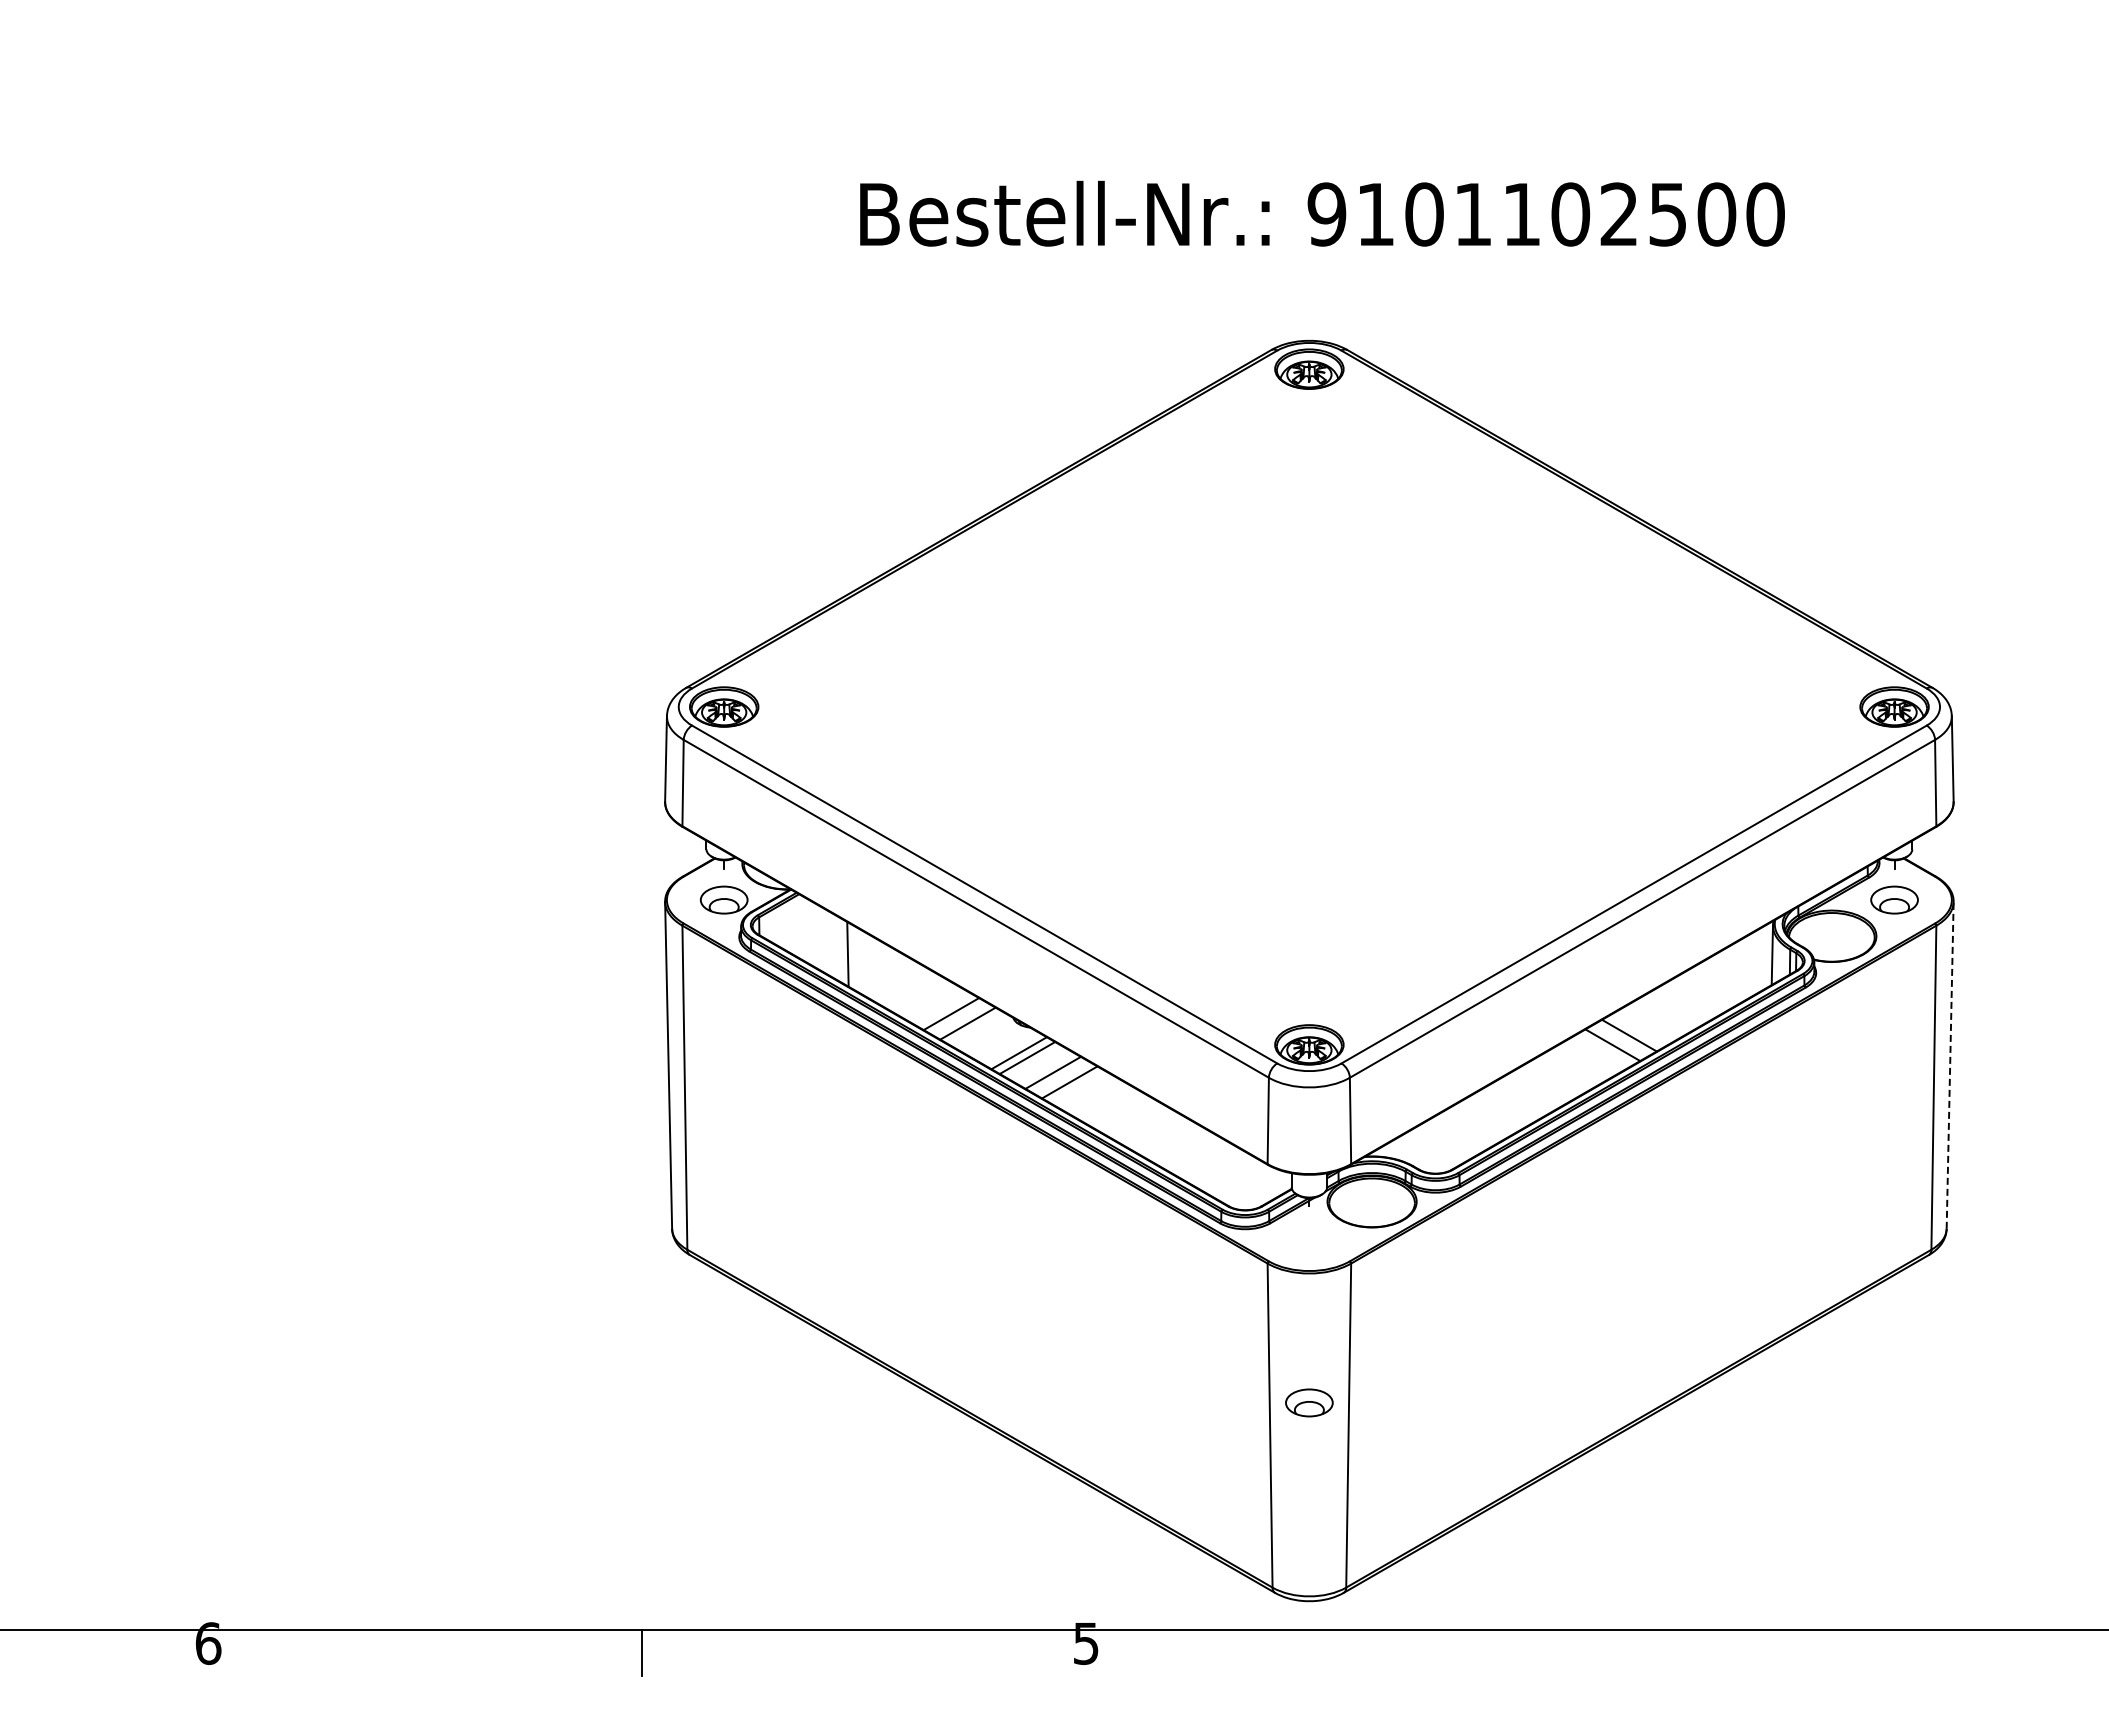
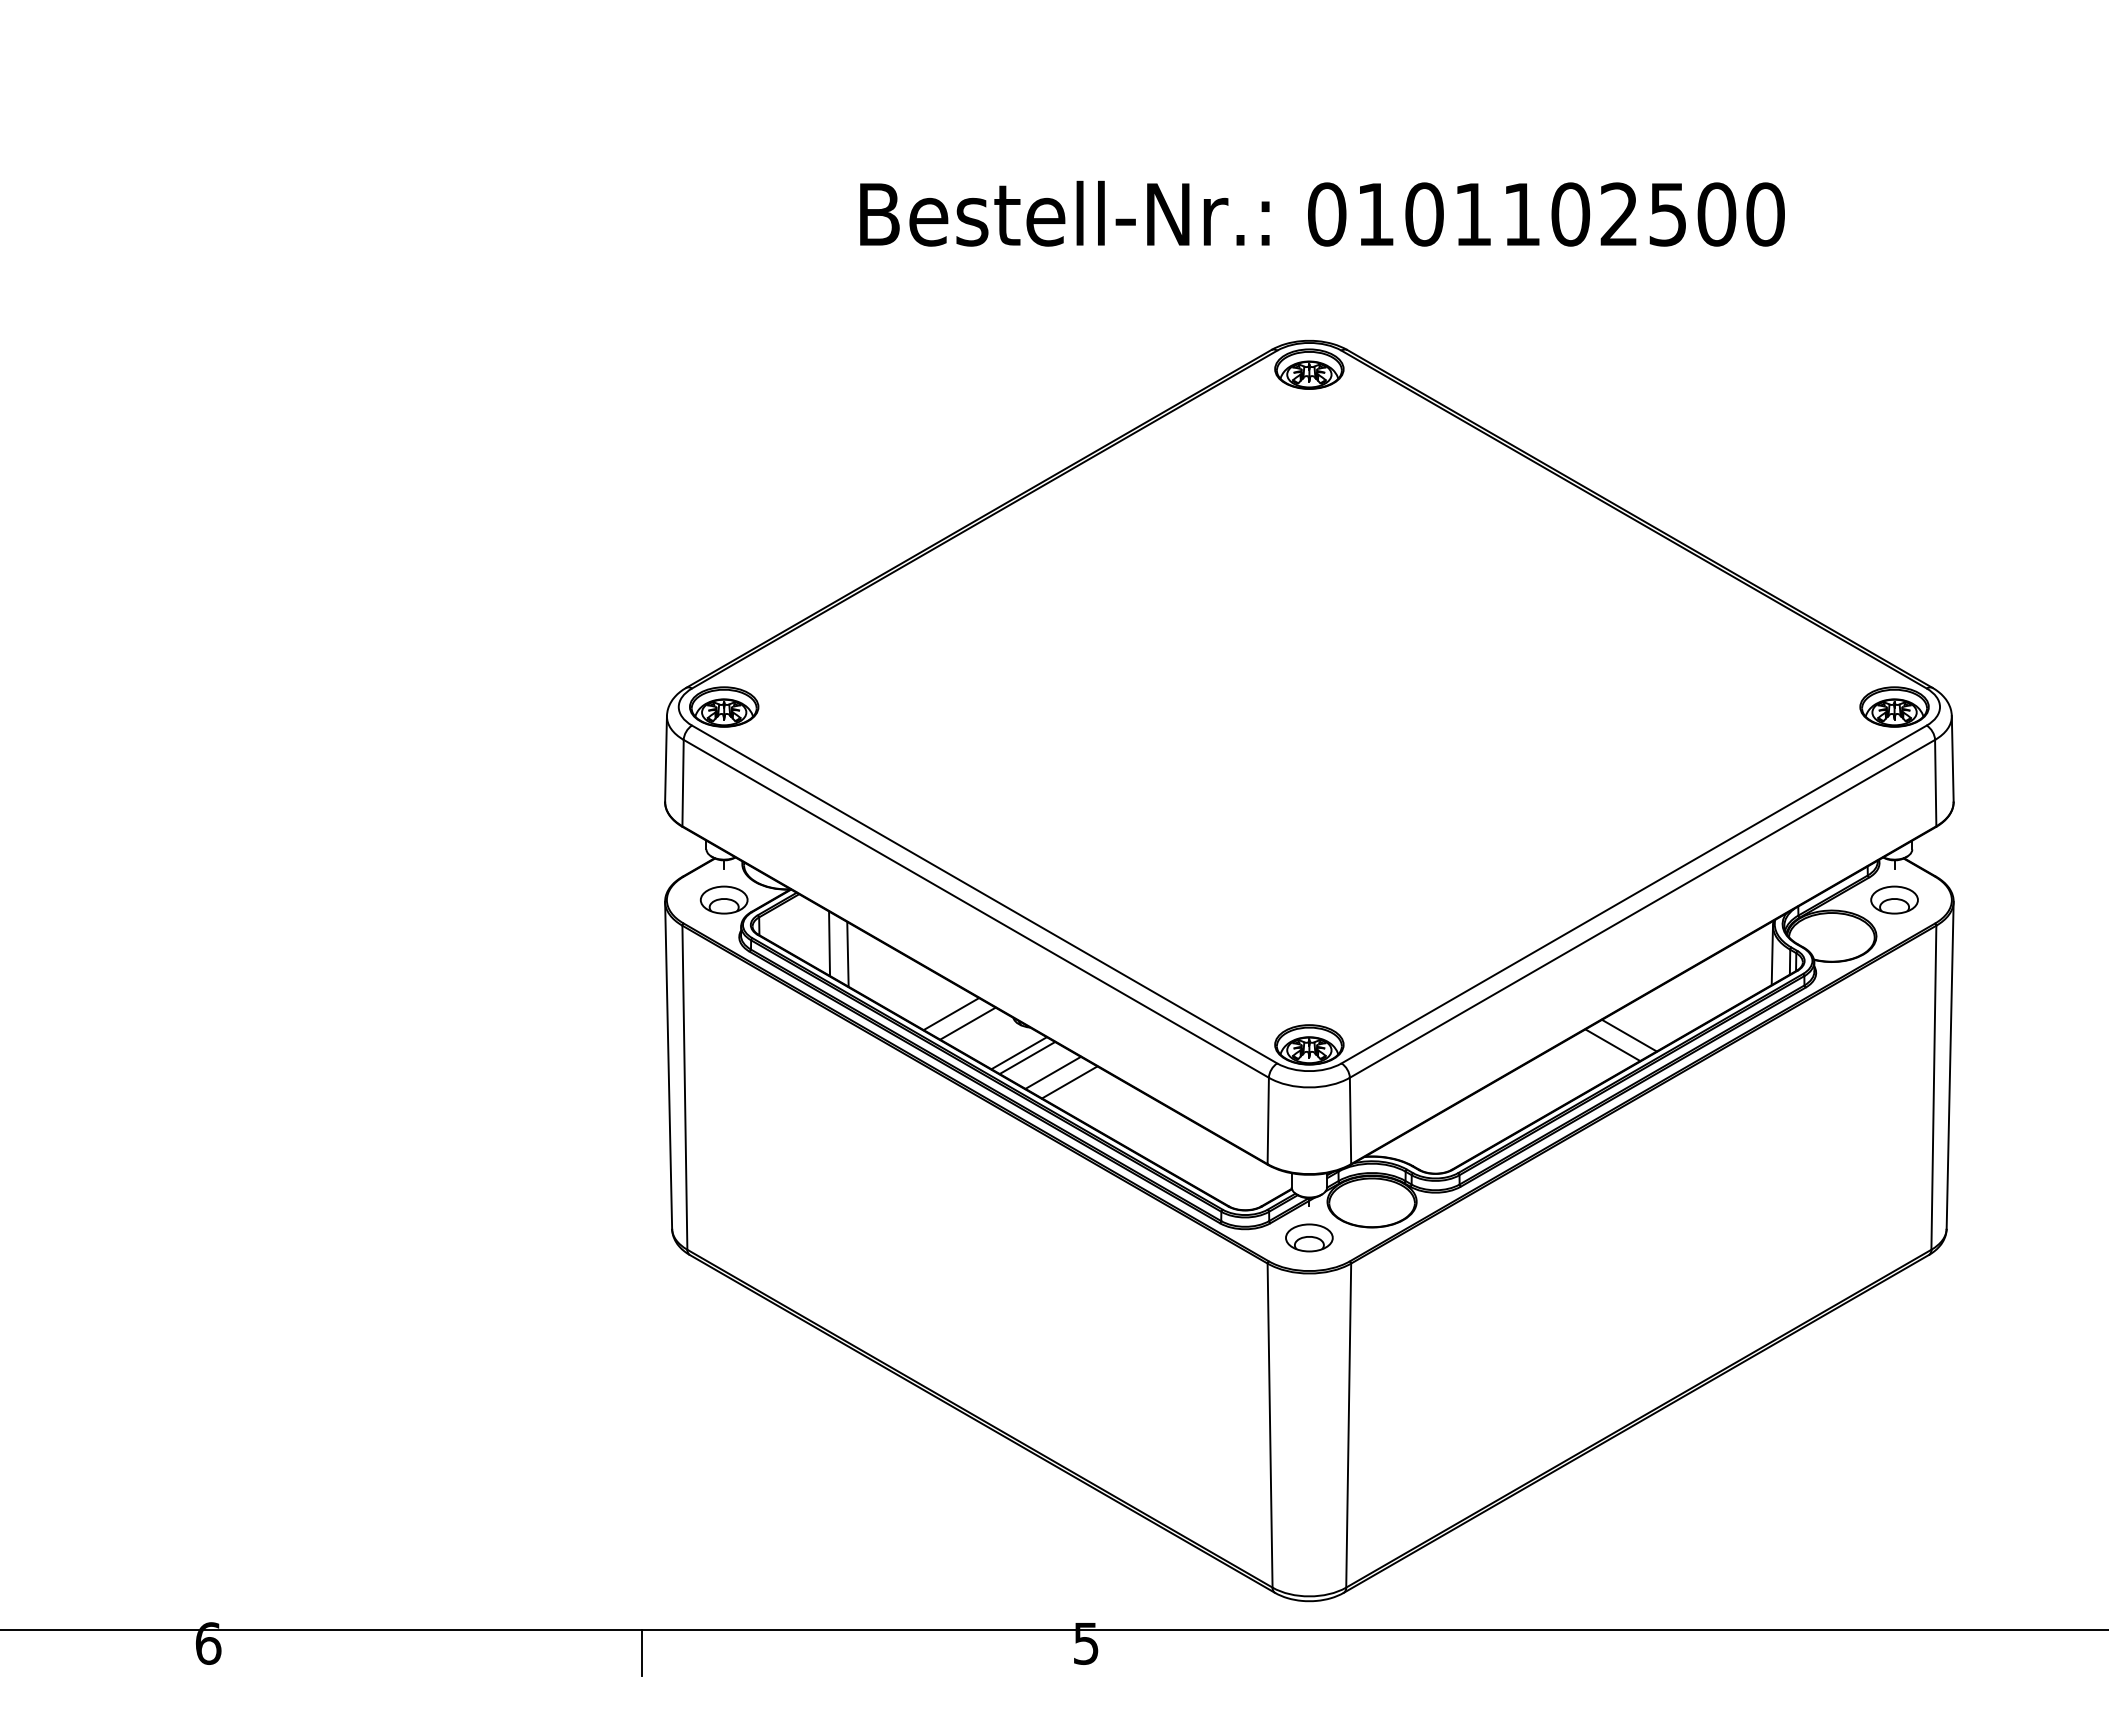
text: 9101102500 -> 0101102500 (1326, 214)
line: none -> present (829, 943)
line: dashed -> solid (1950, 1064)
part position: (1309, 1402) -> (1309, 1237) (1309, 1237)
